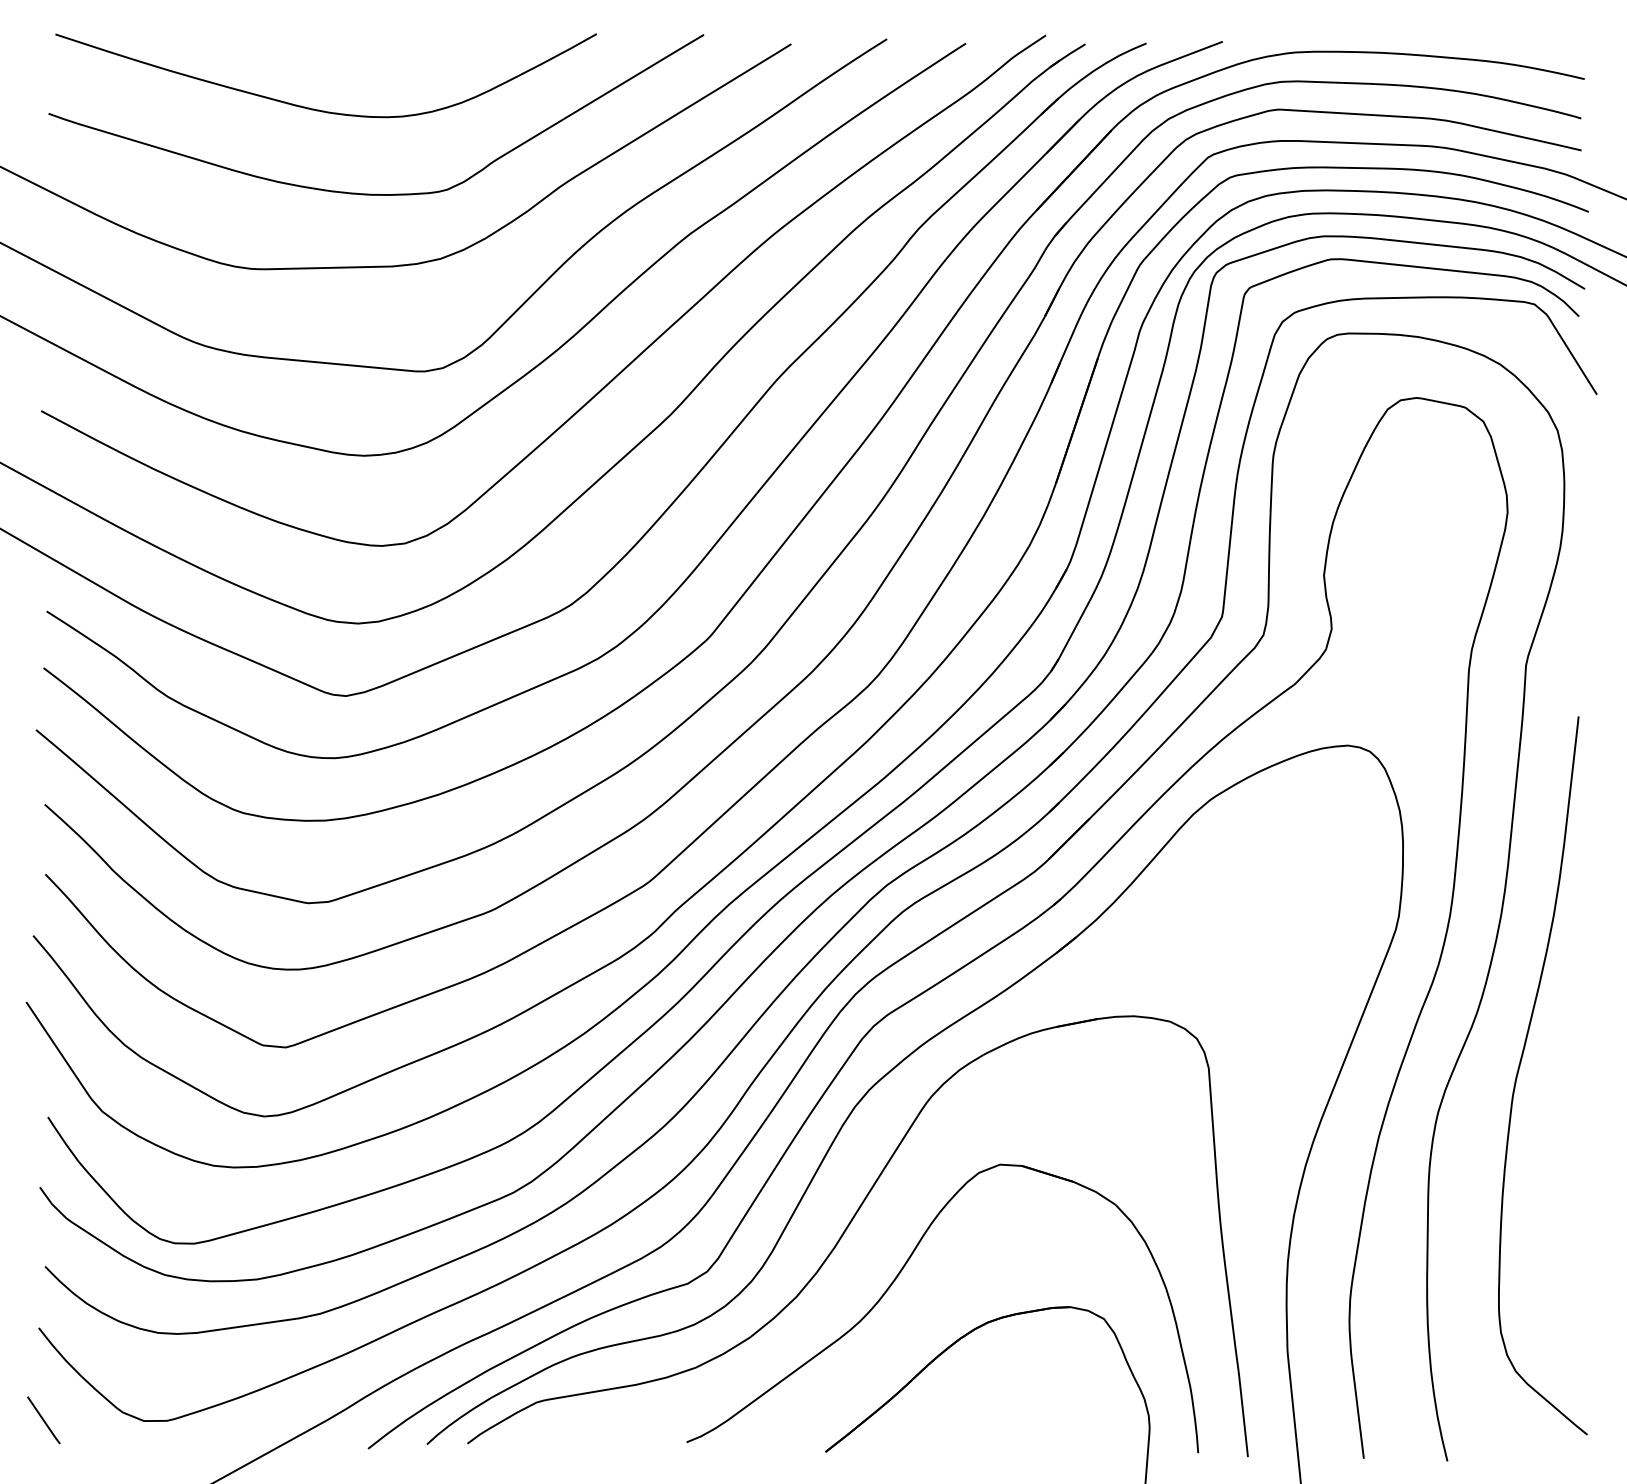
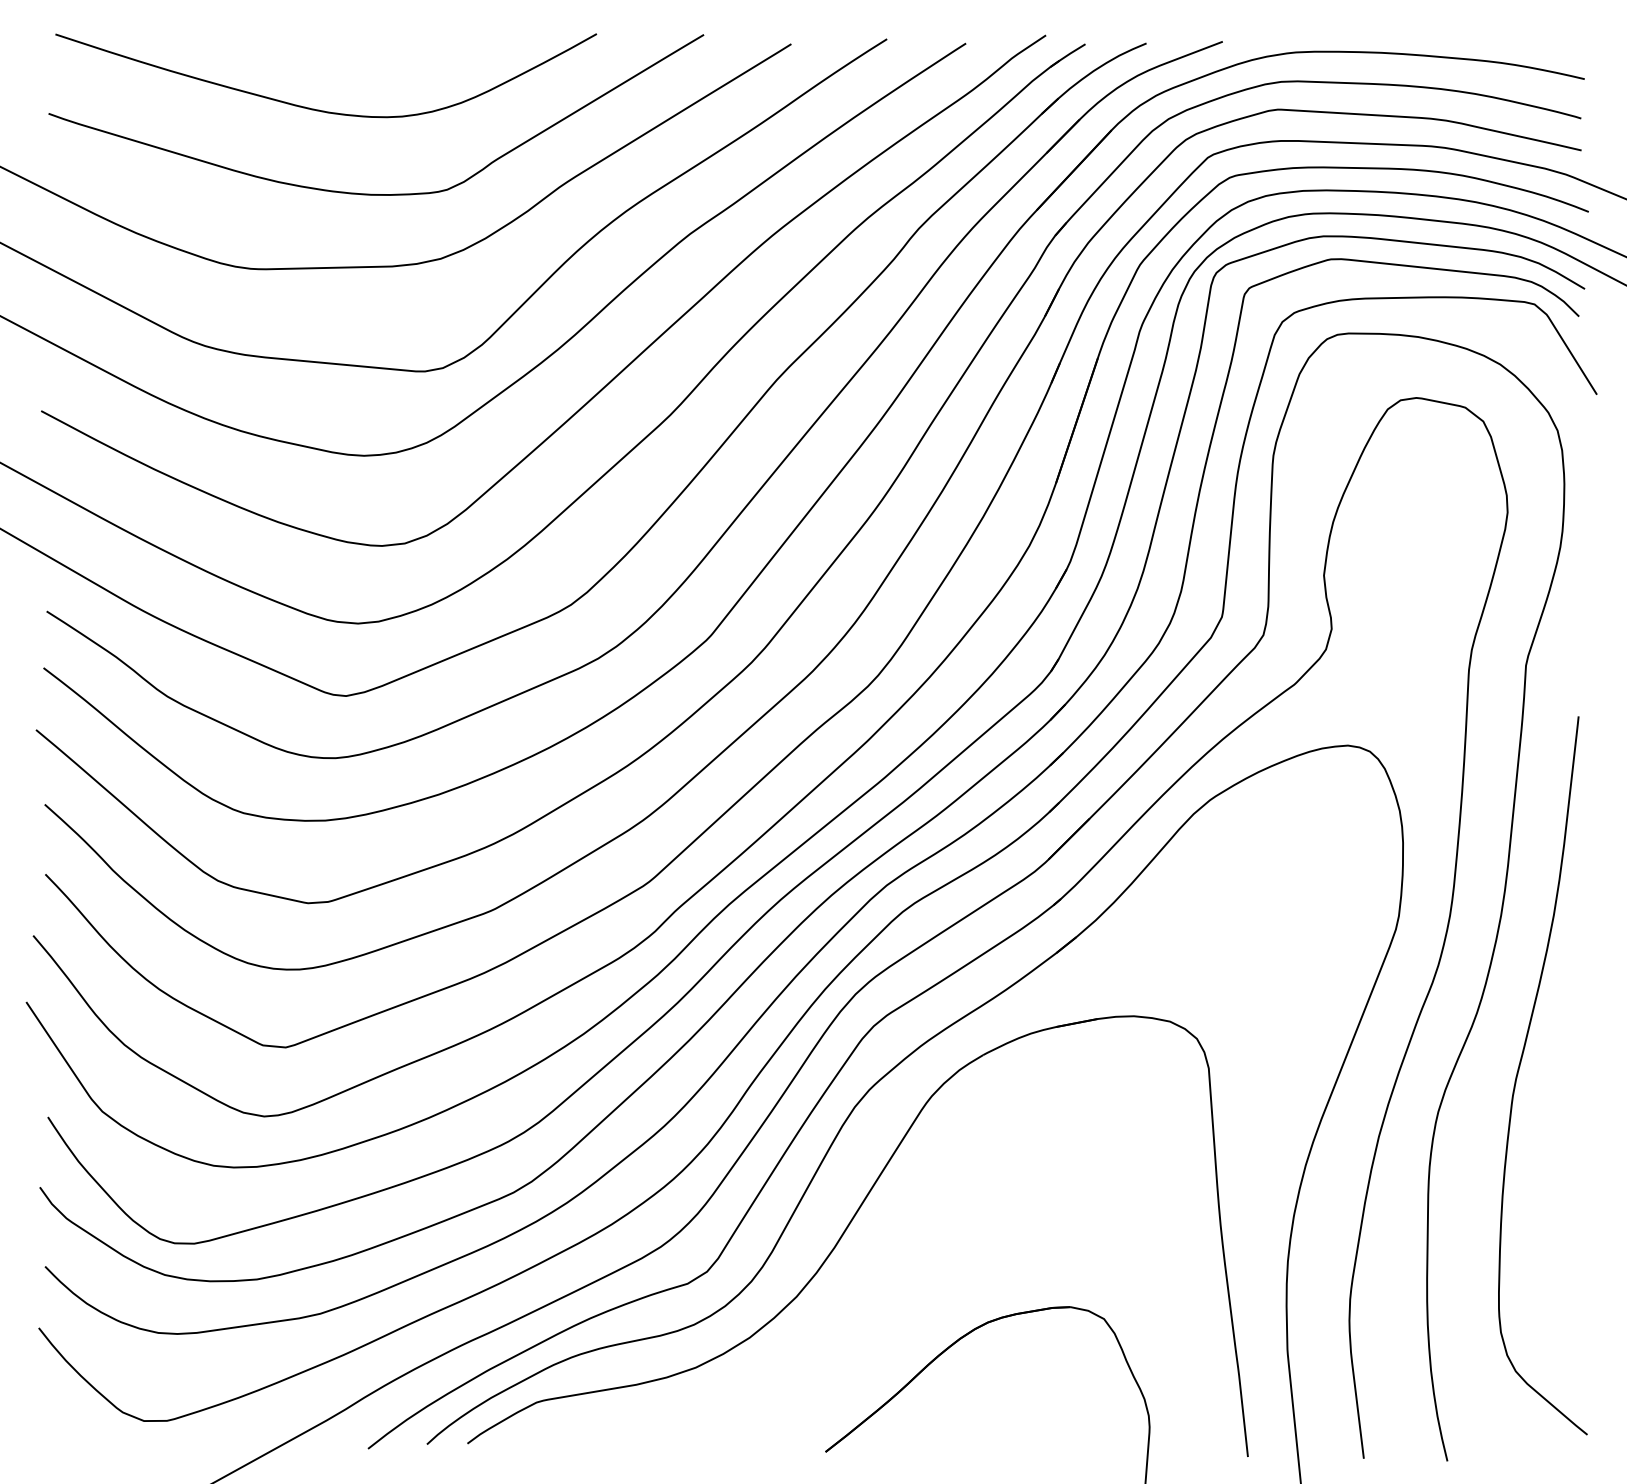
part: present -> none (896, 1279)
line: present -> none (43, 1420)
